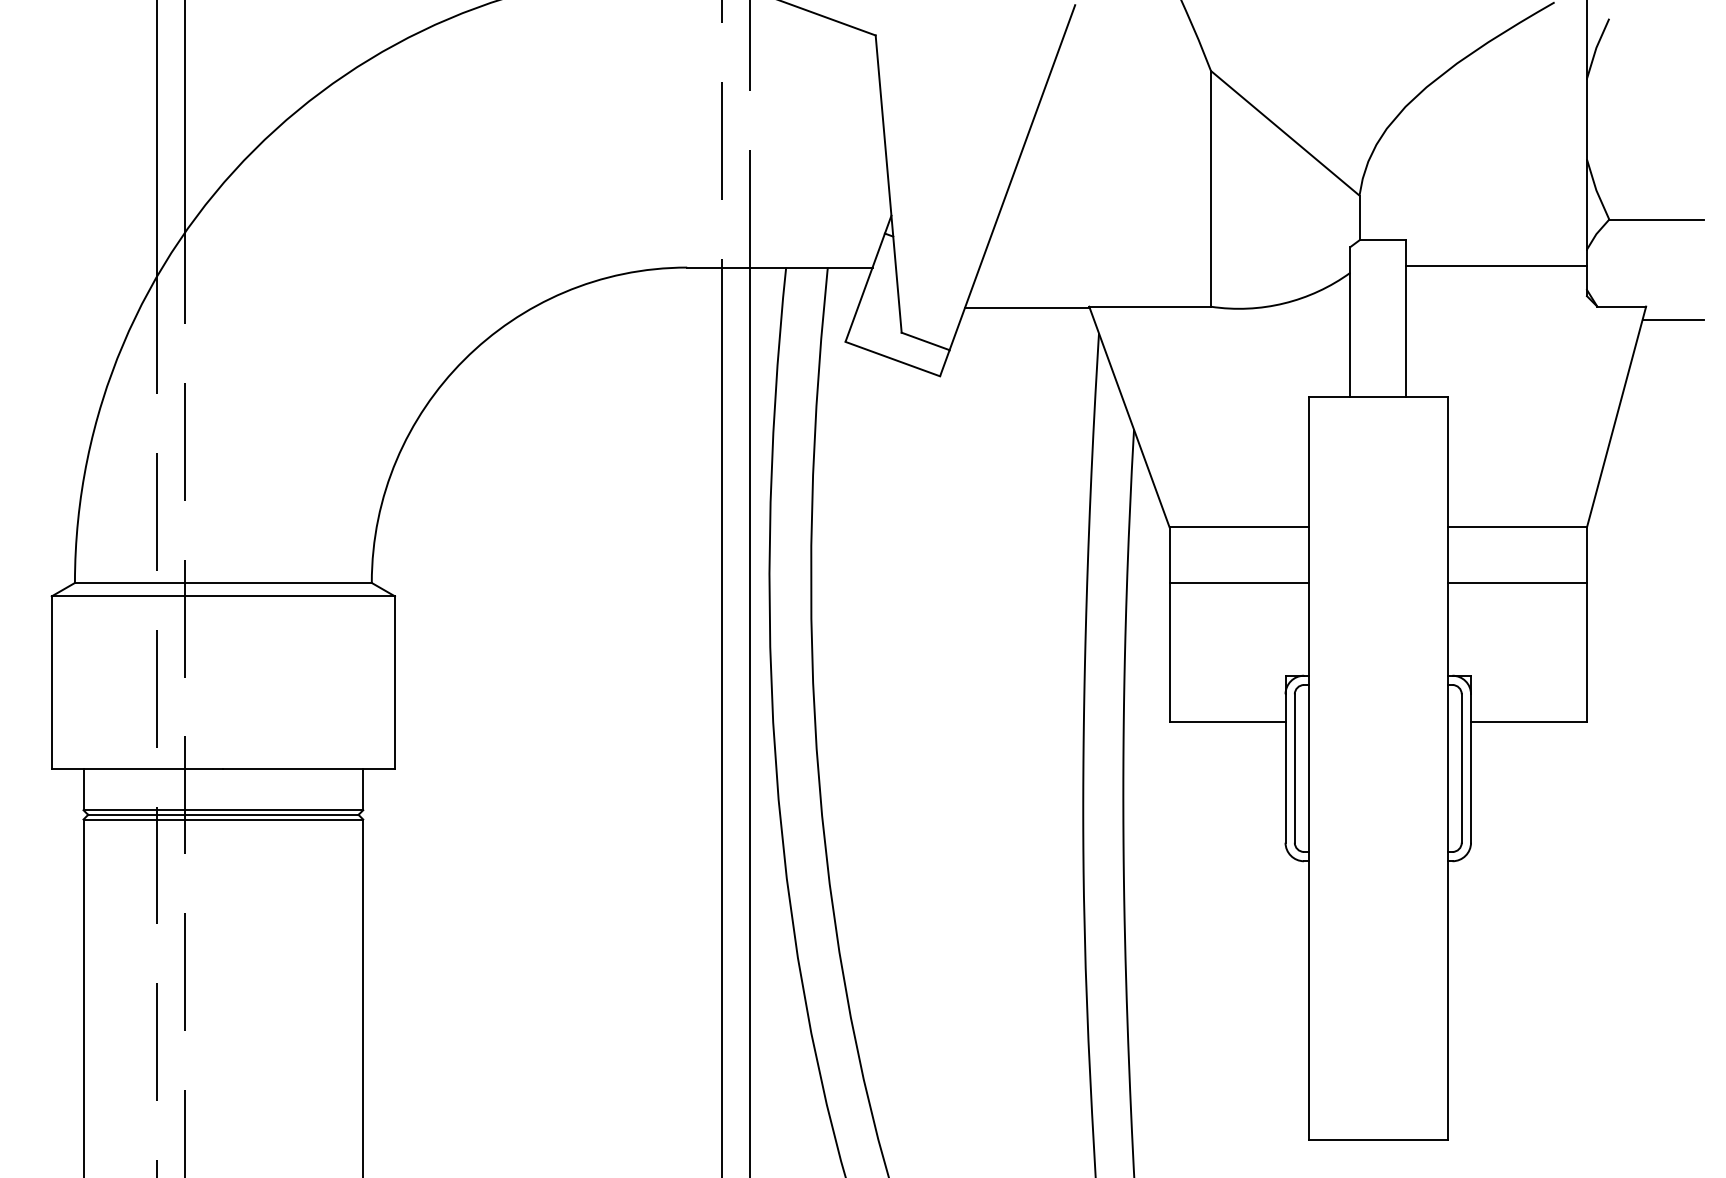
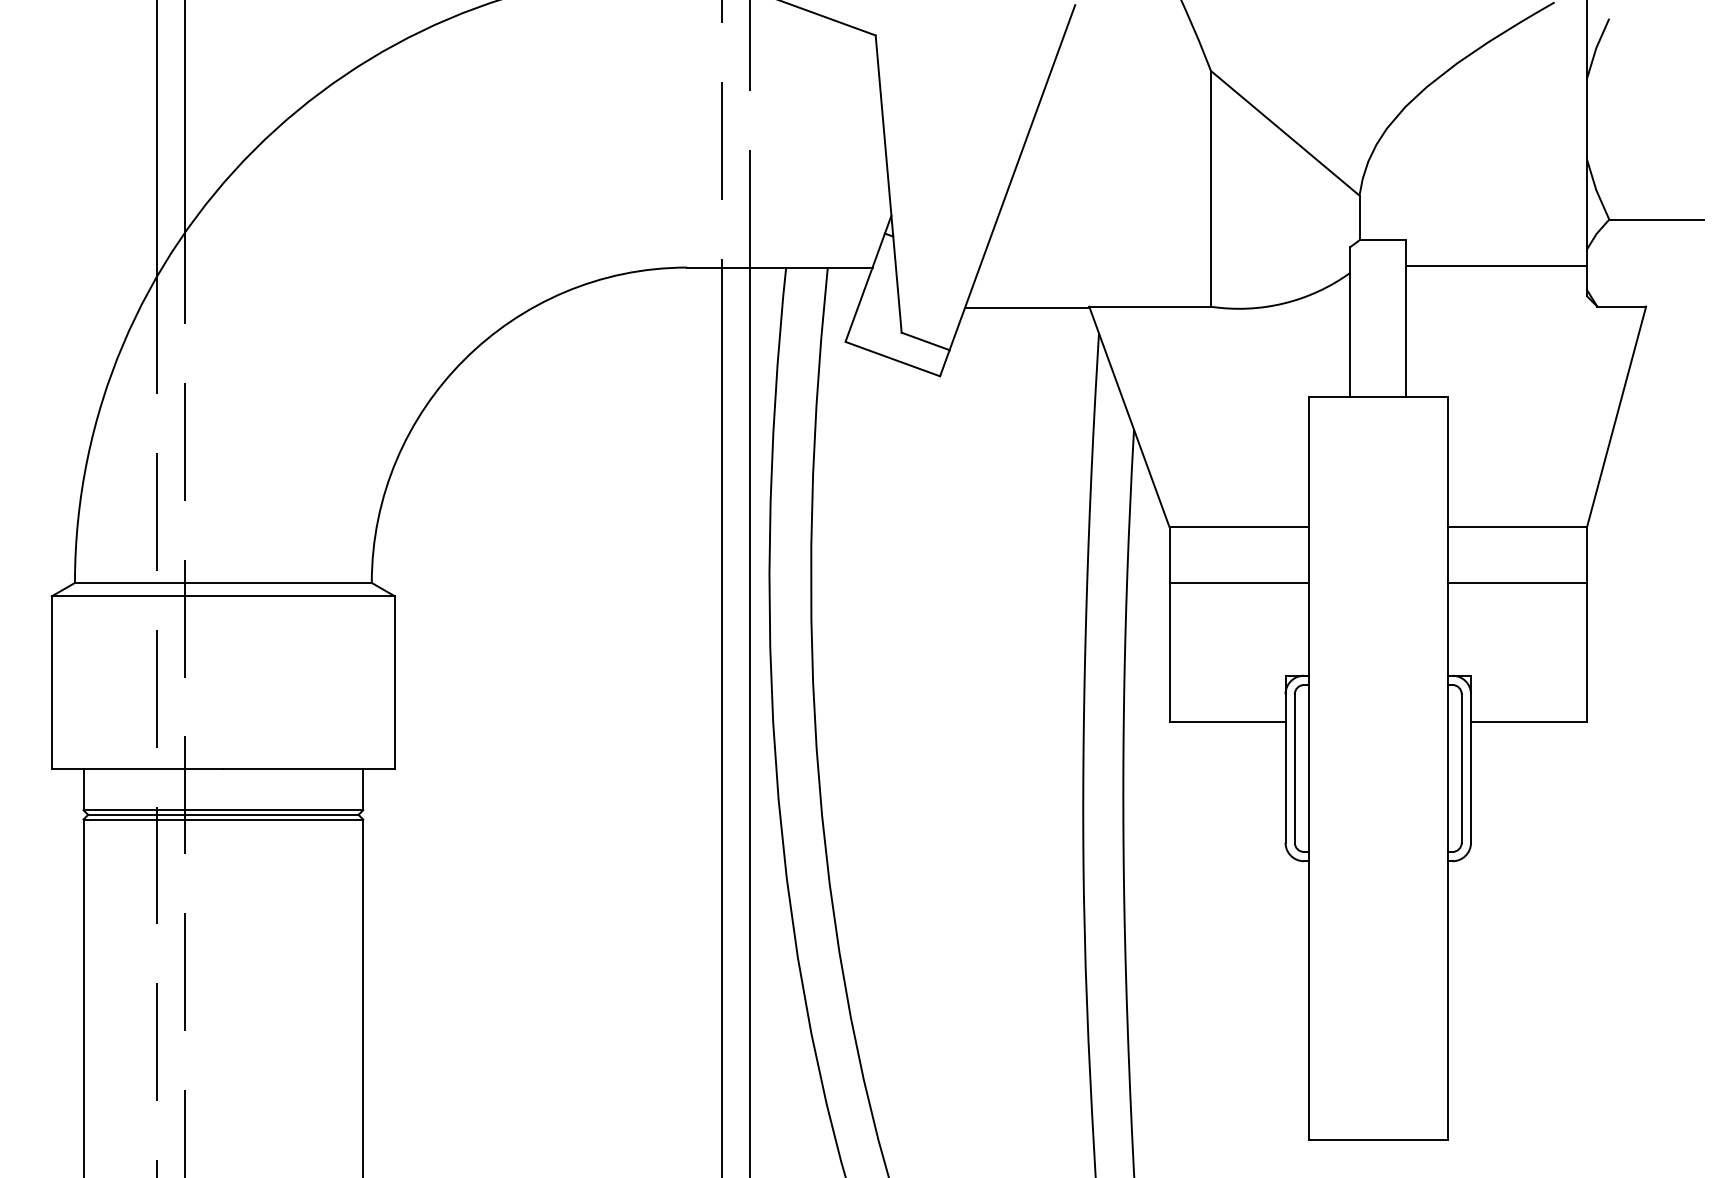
line: present -> none (1672, 319)
